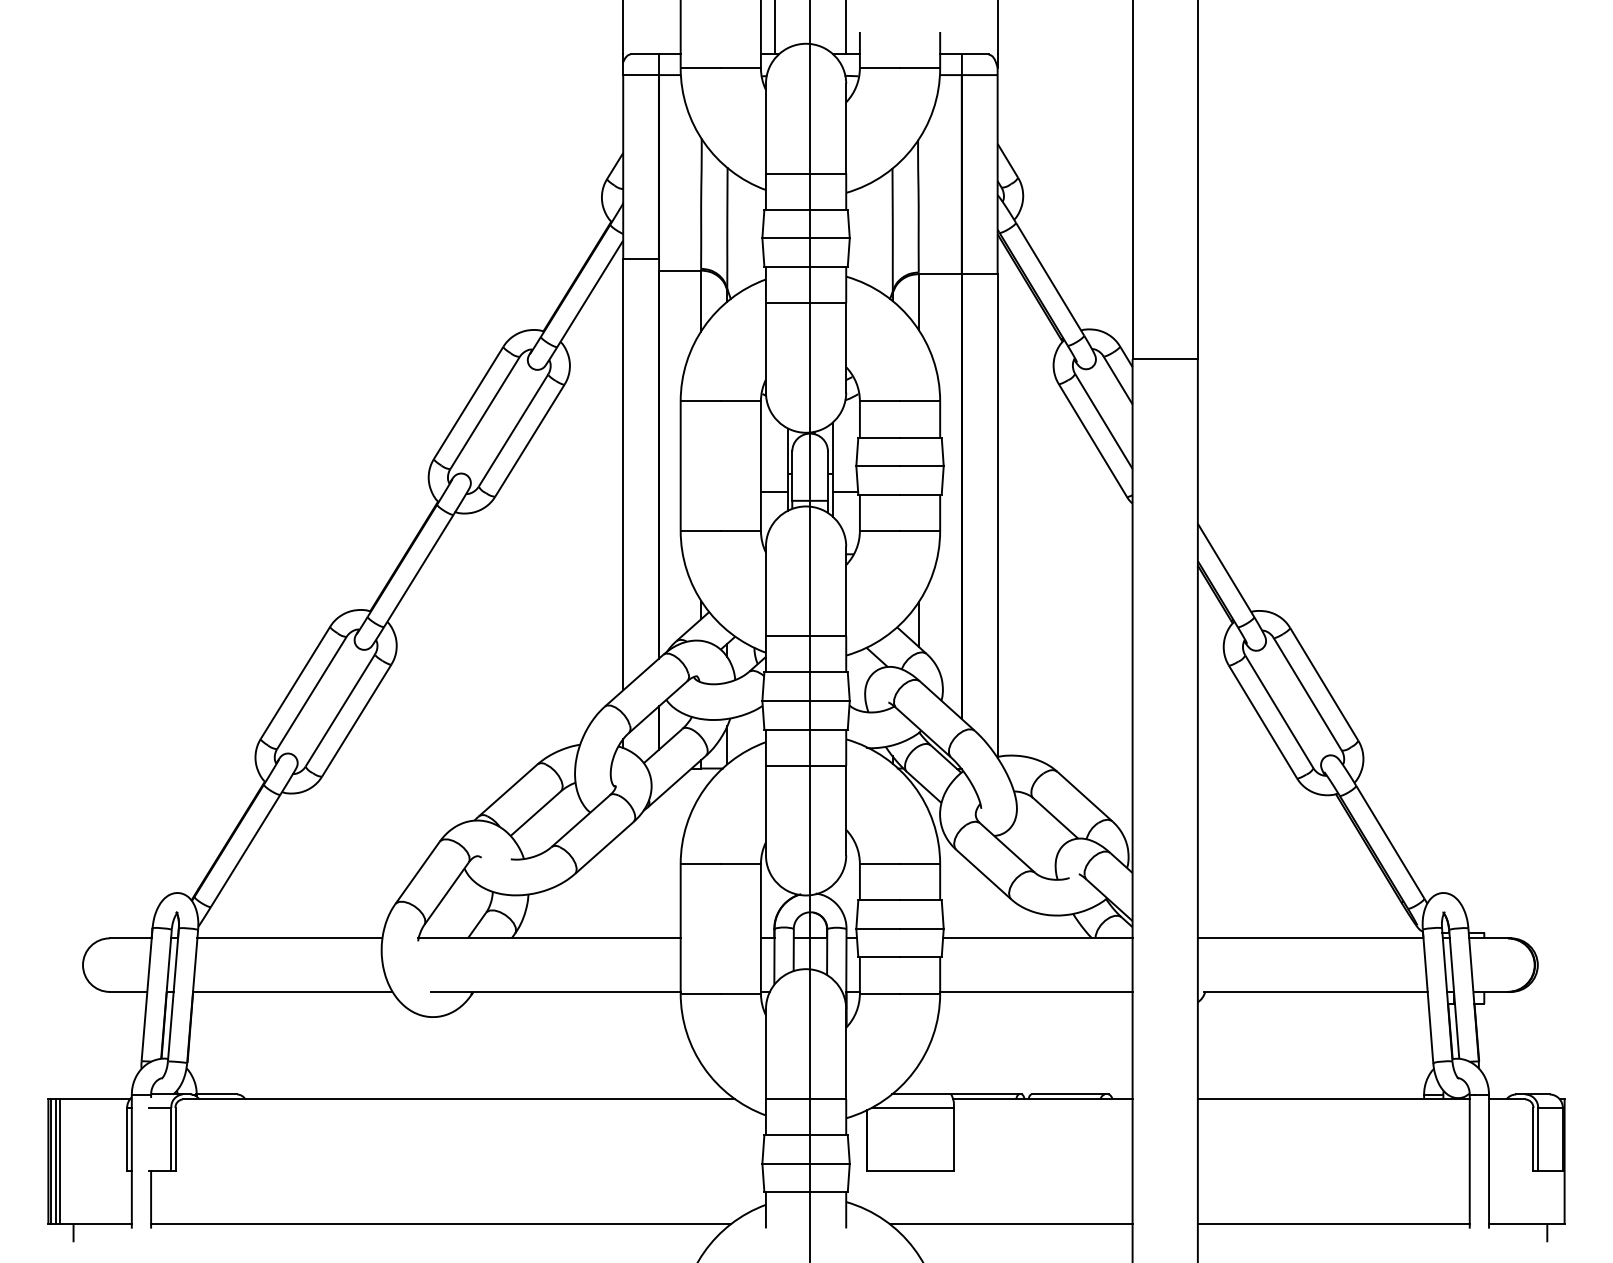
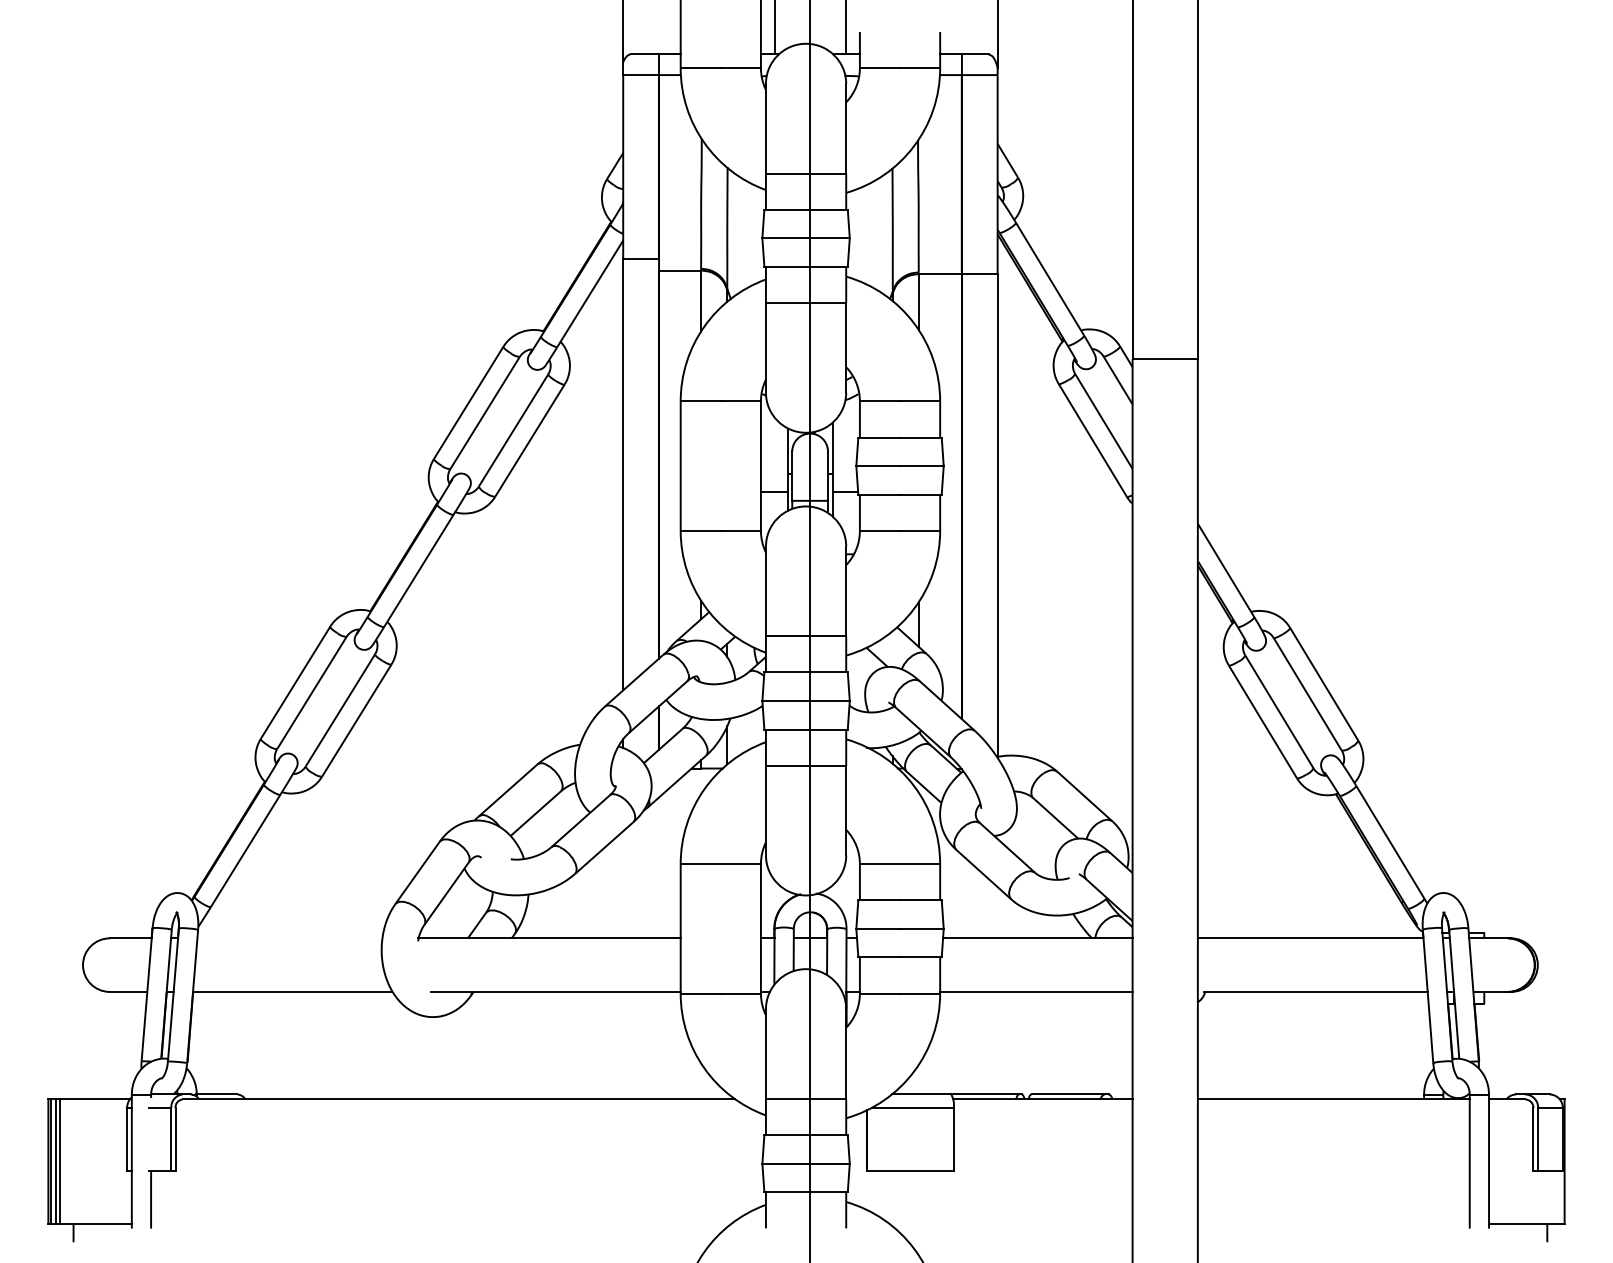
line: present -> none (289, 938)
line: present -> none (440, 1224)
line: present -> none (1011, 1224)
line: present -> none (1333, 1224)
